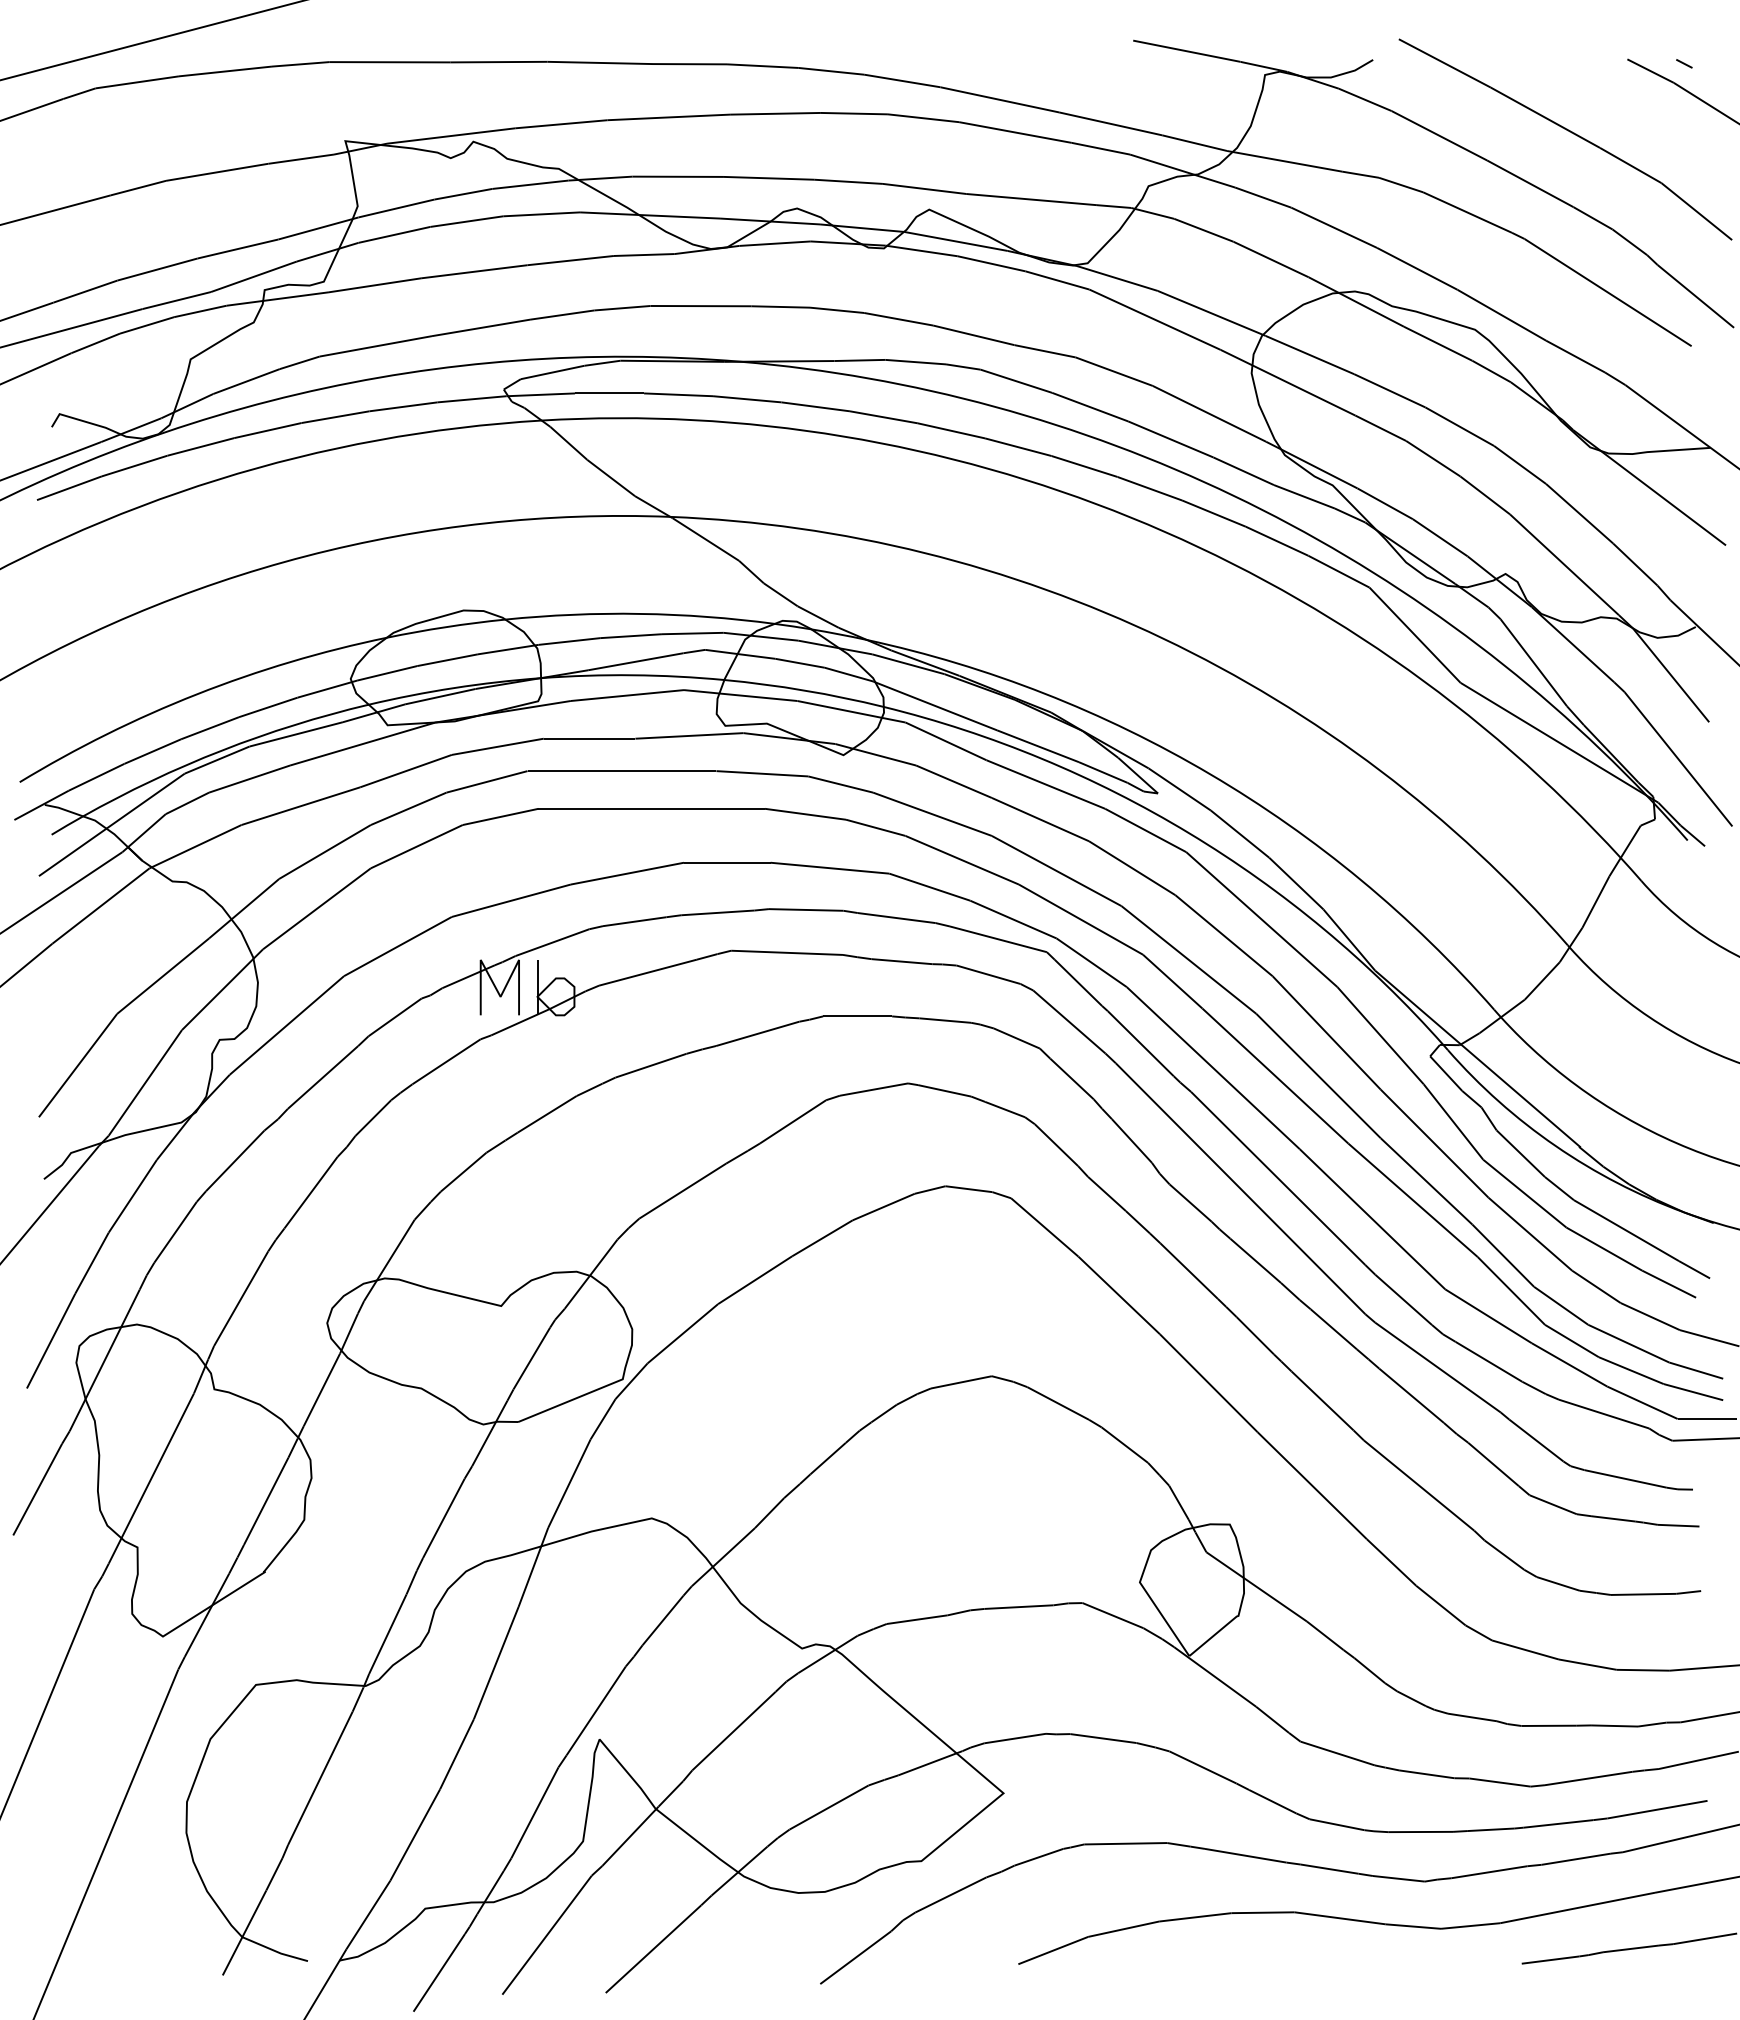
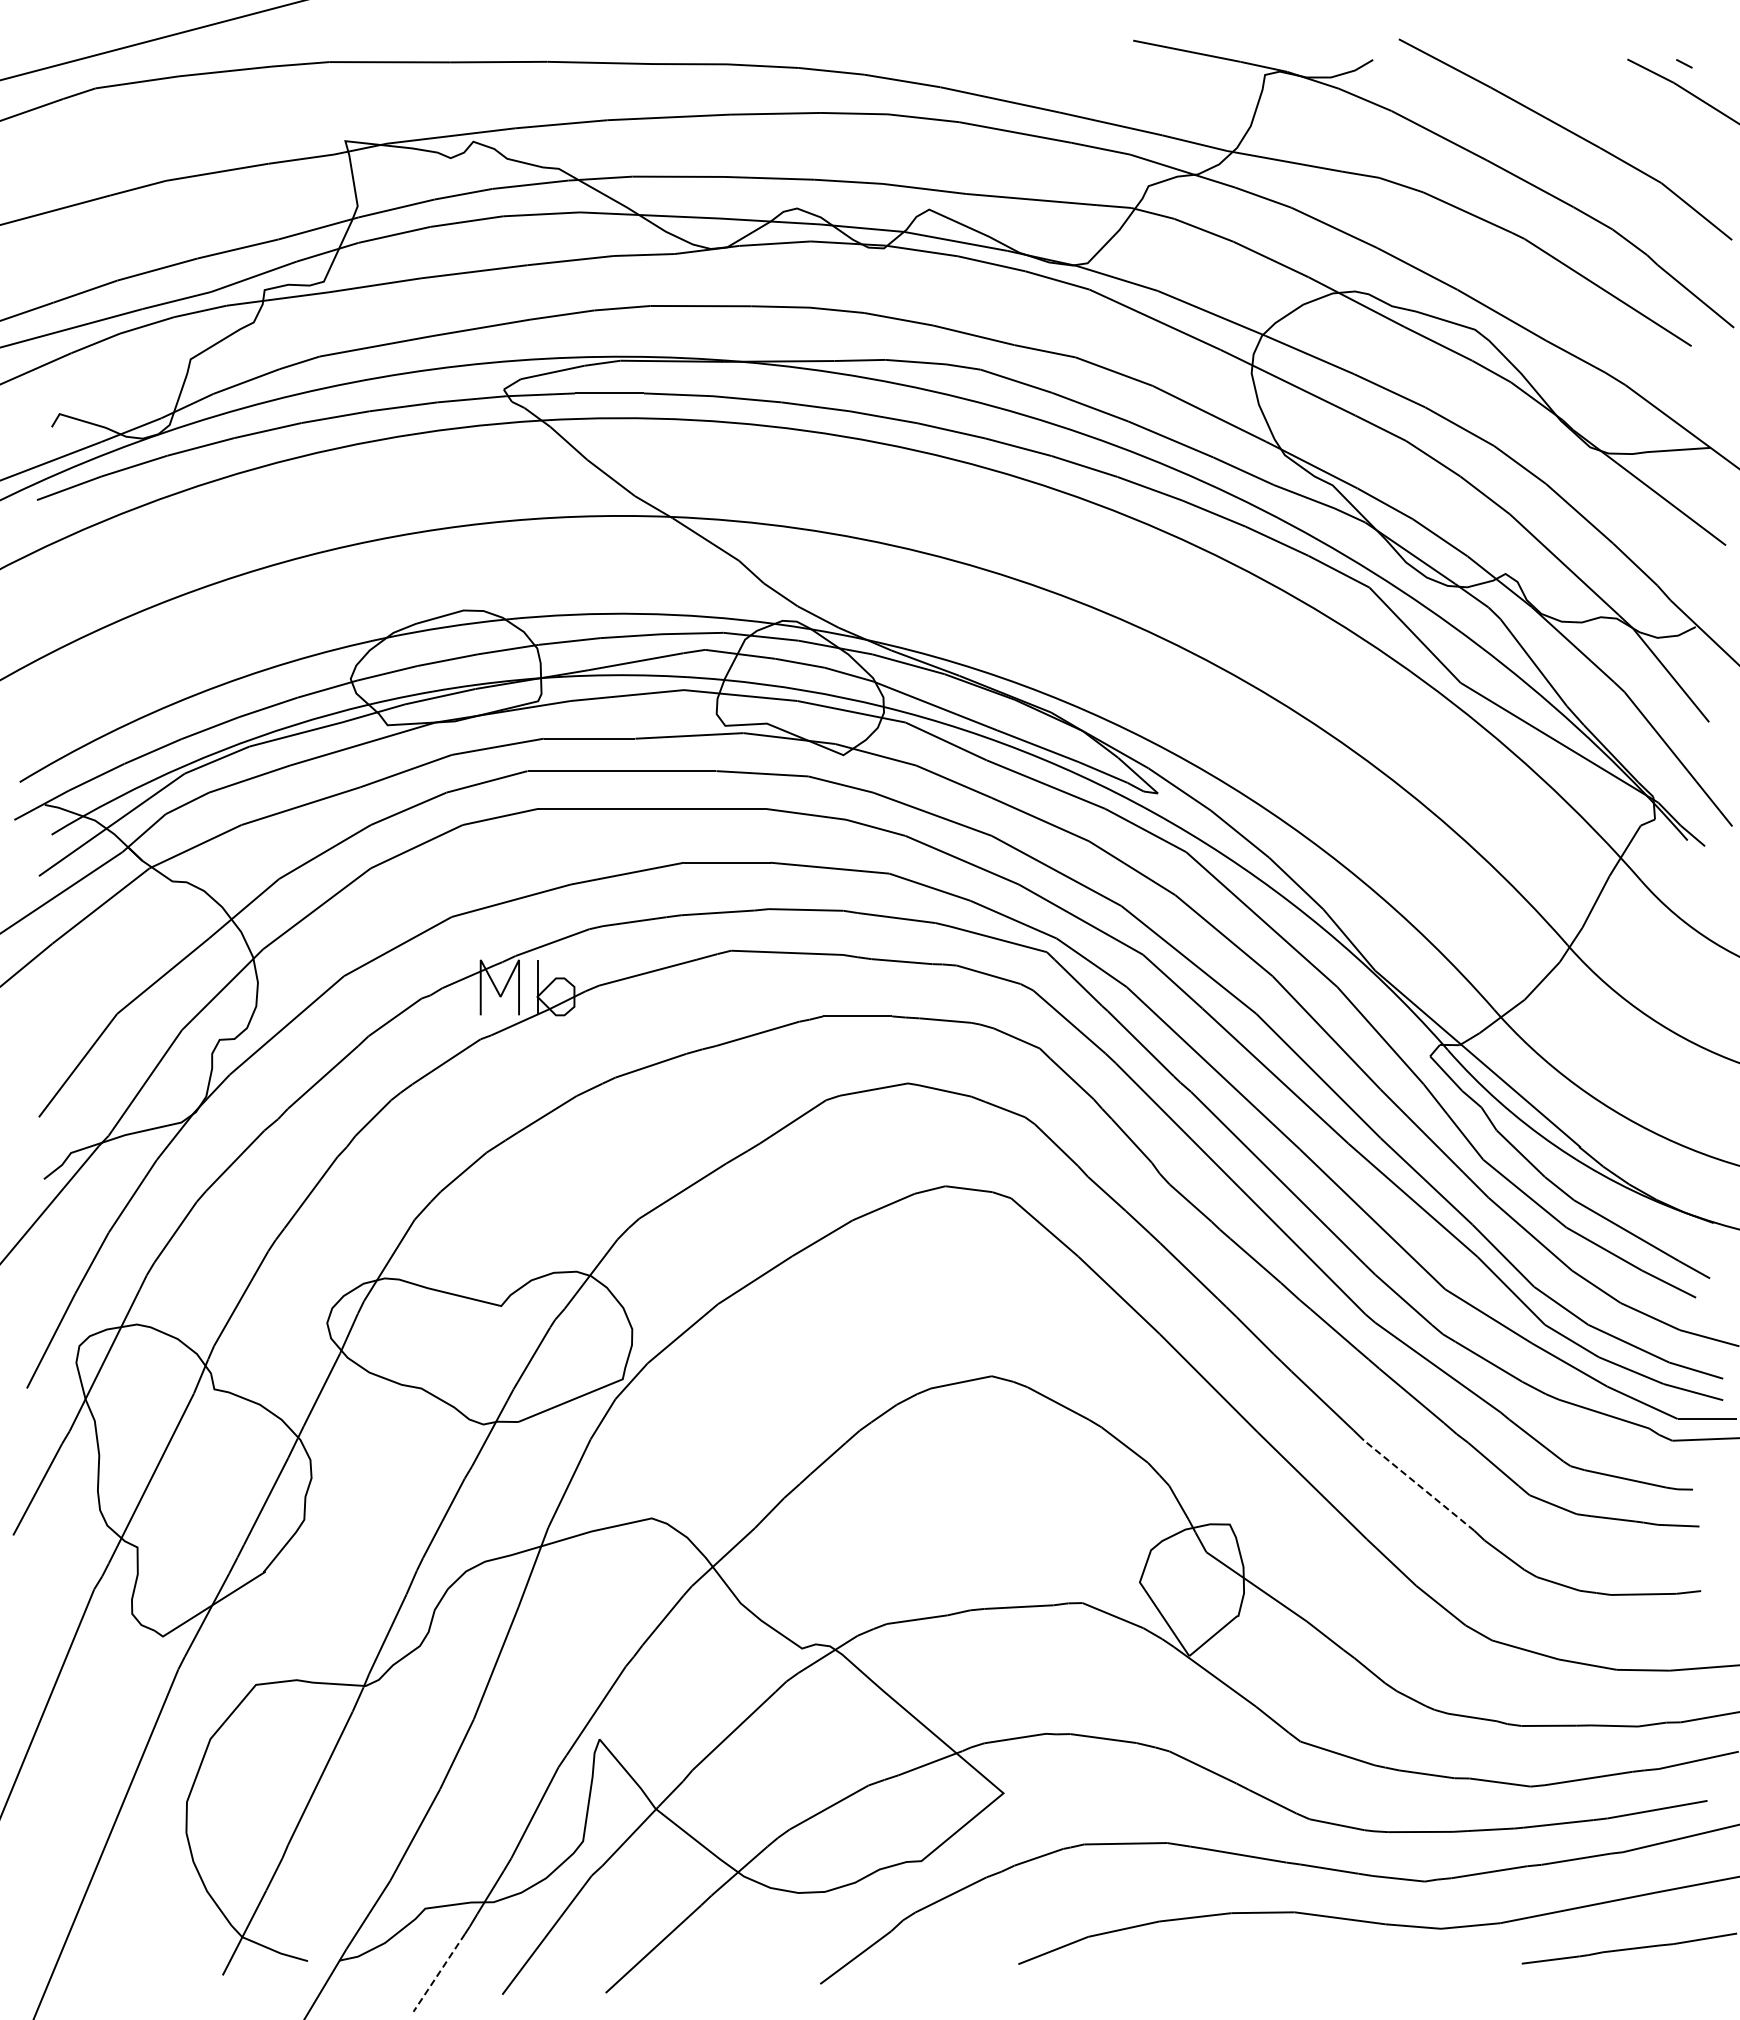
line: solid -> dashed (1418, 1485)
line: solid -> dashed (439, 1972)
